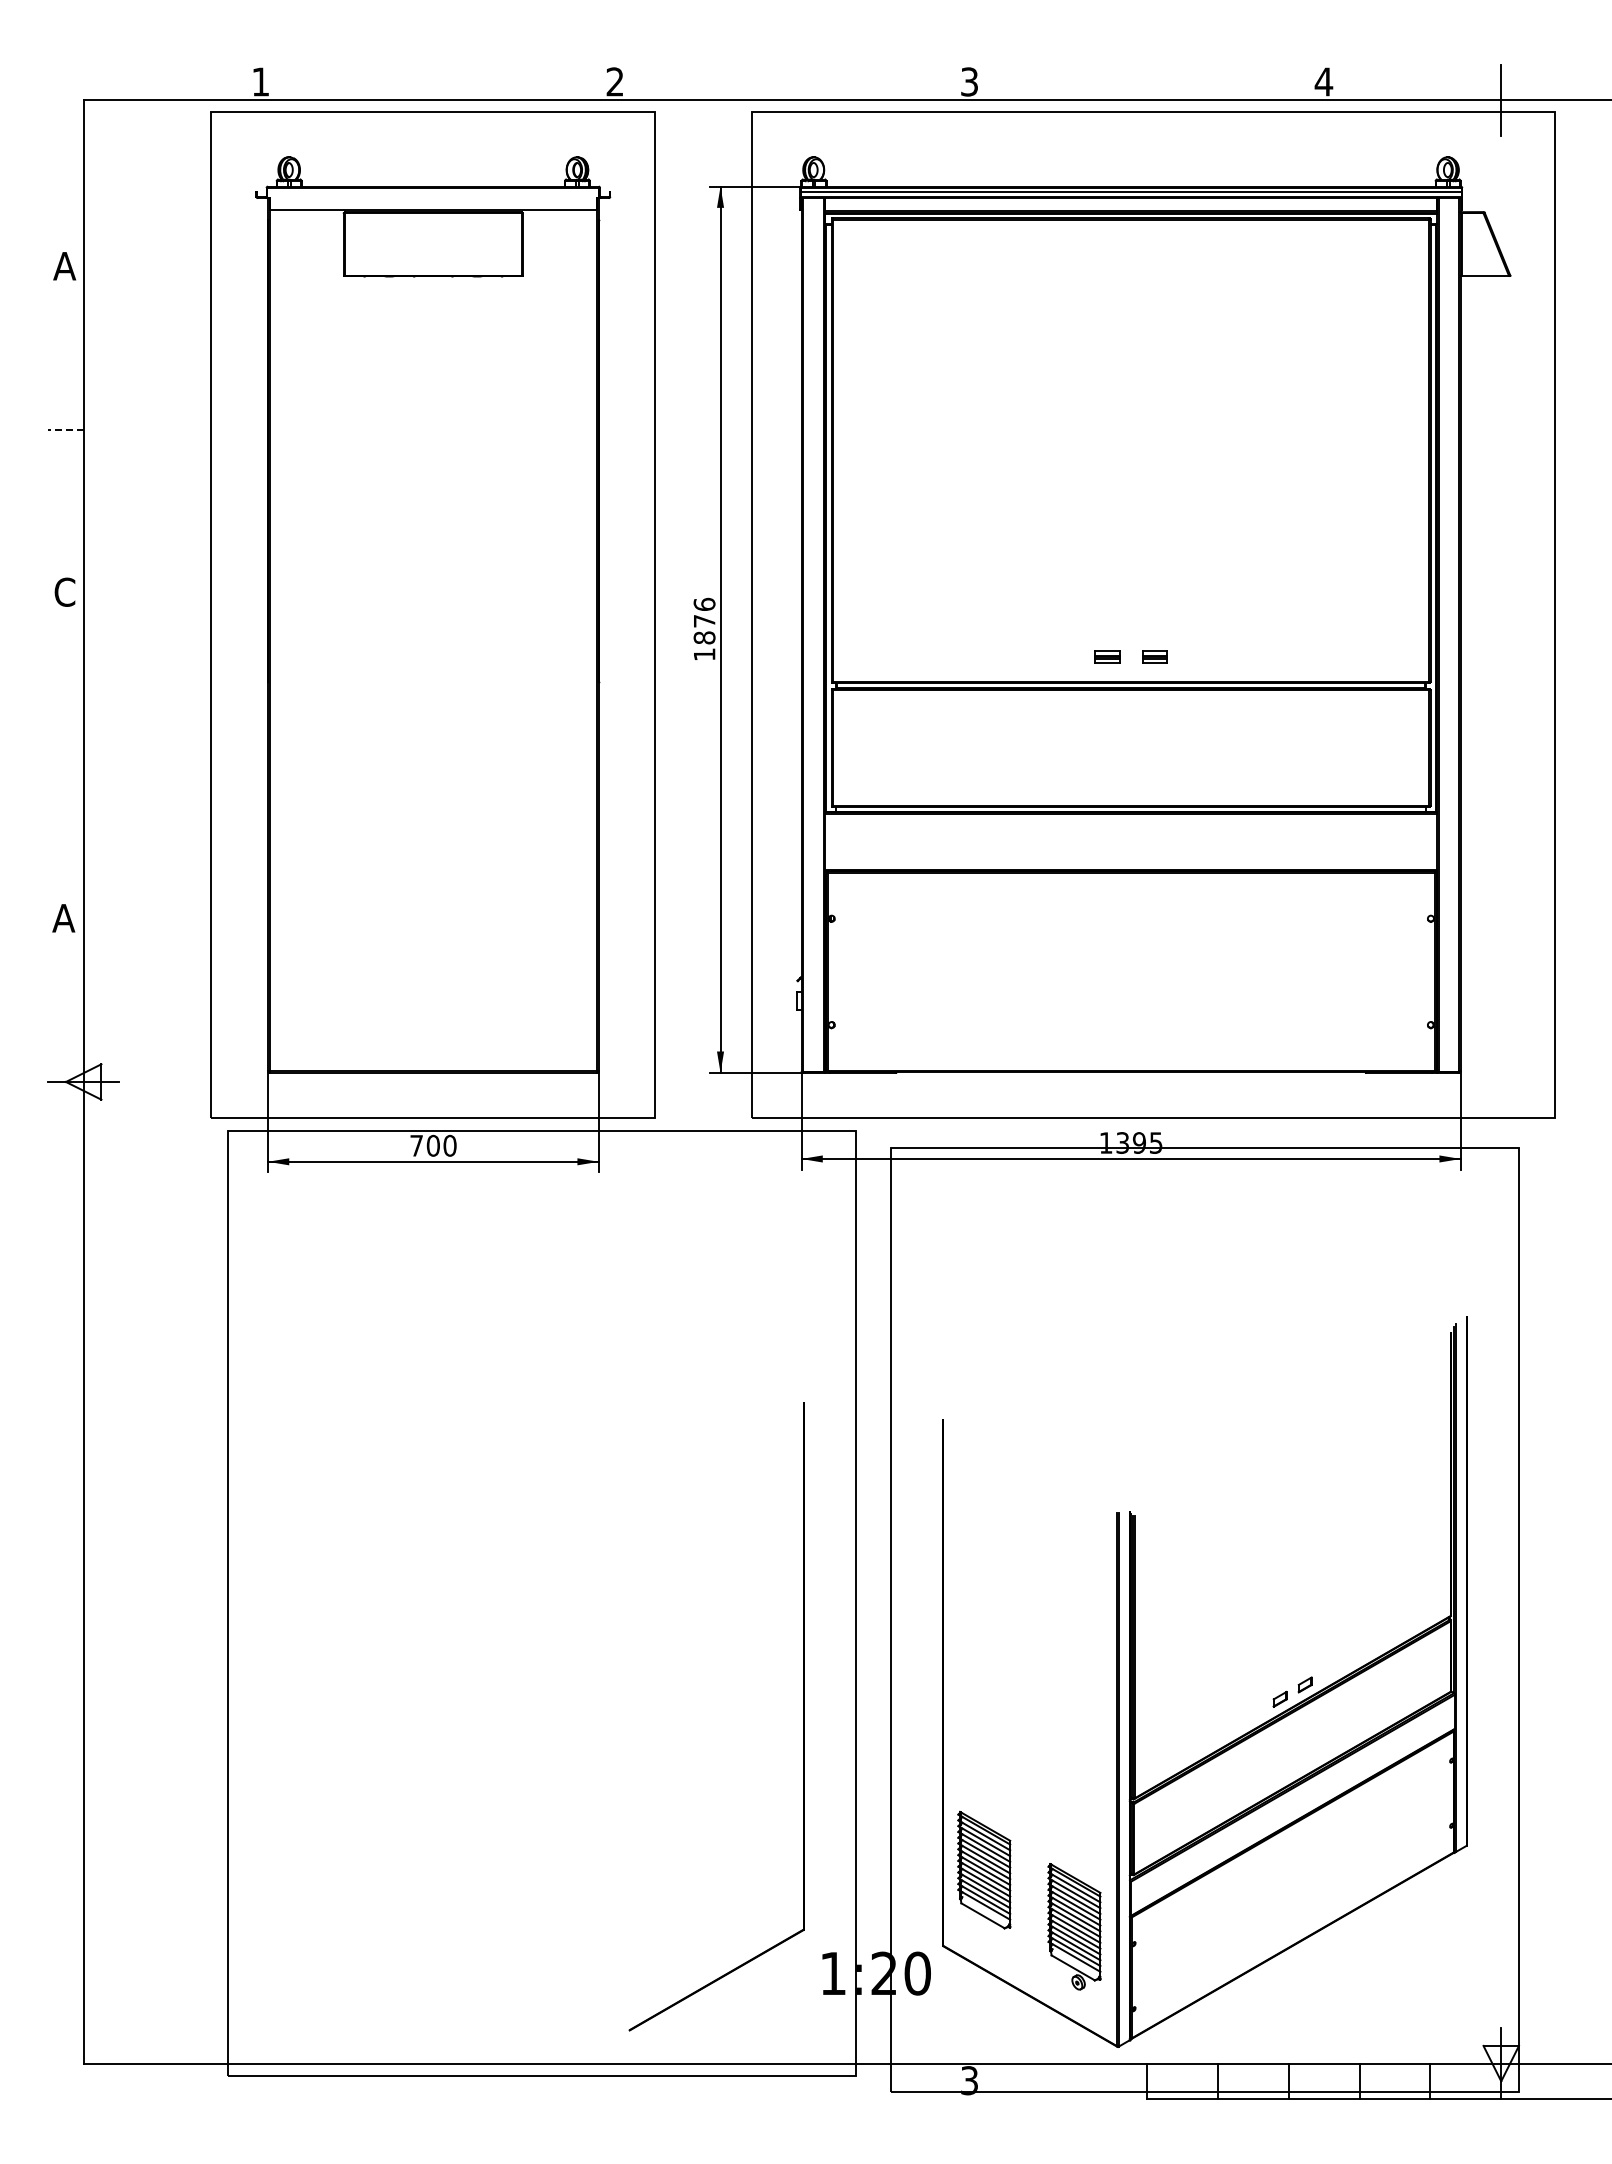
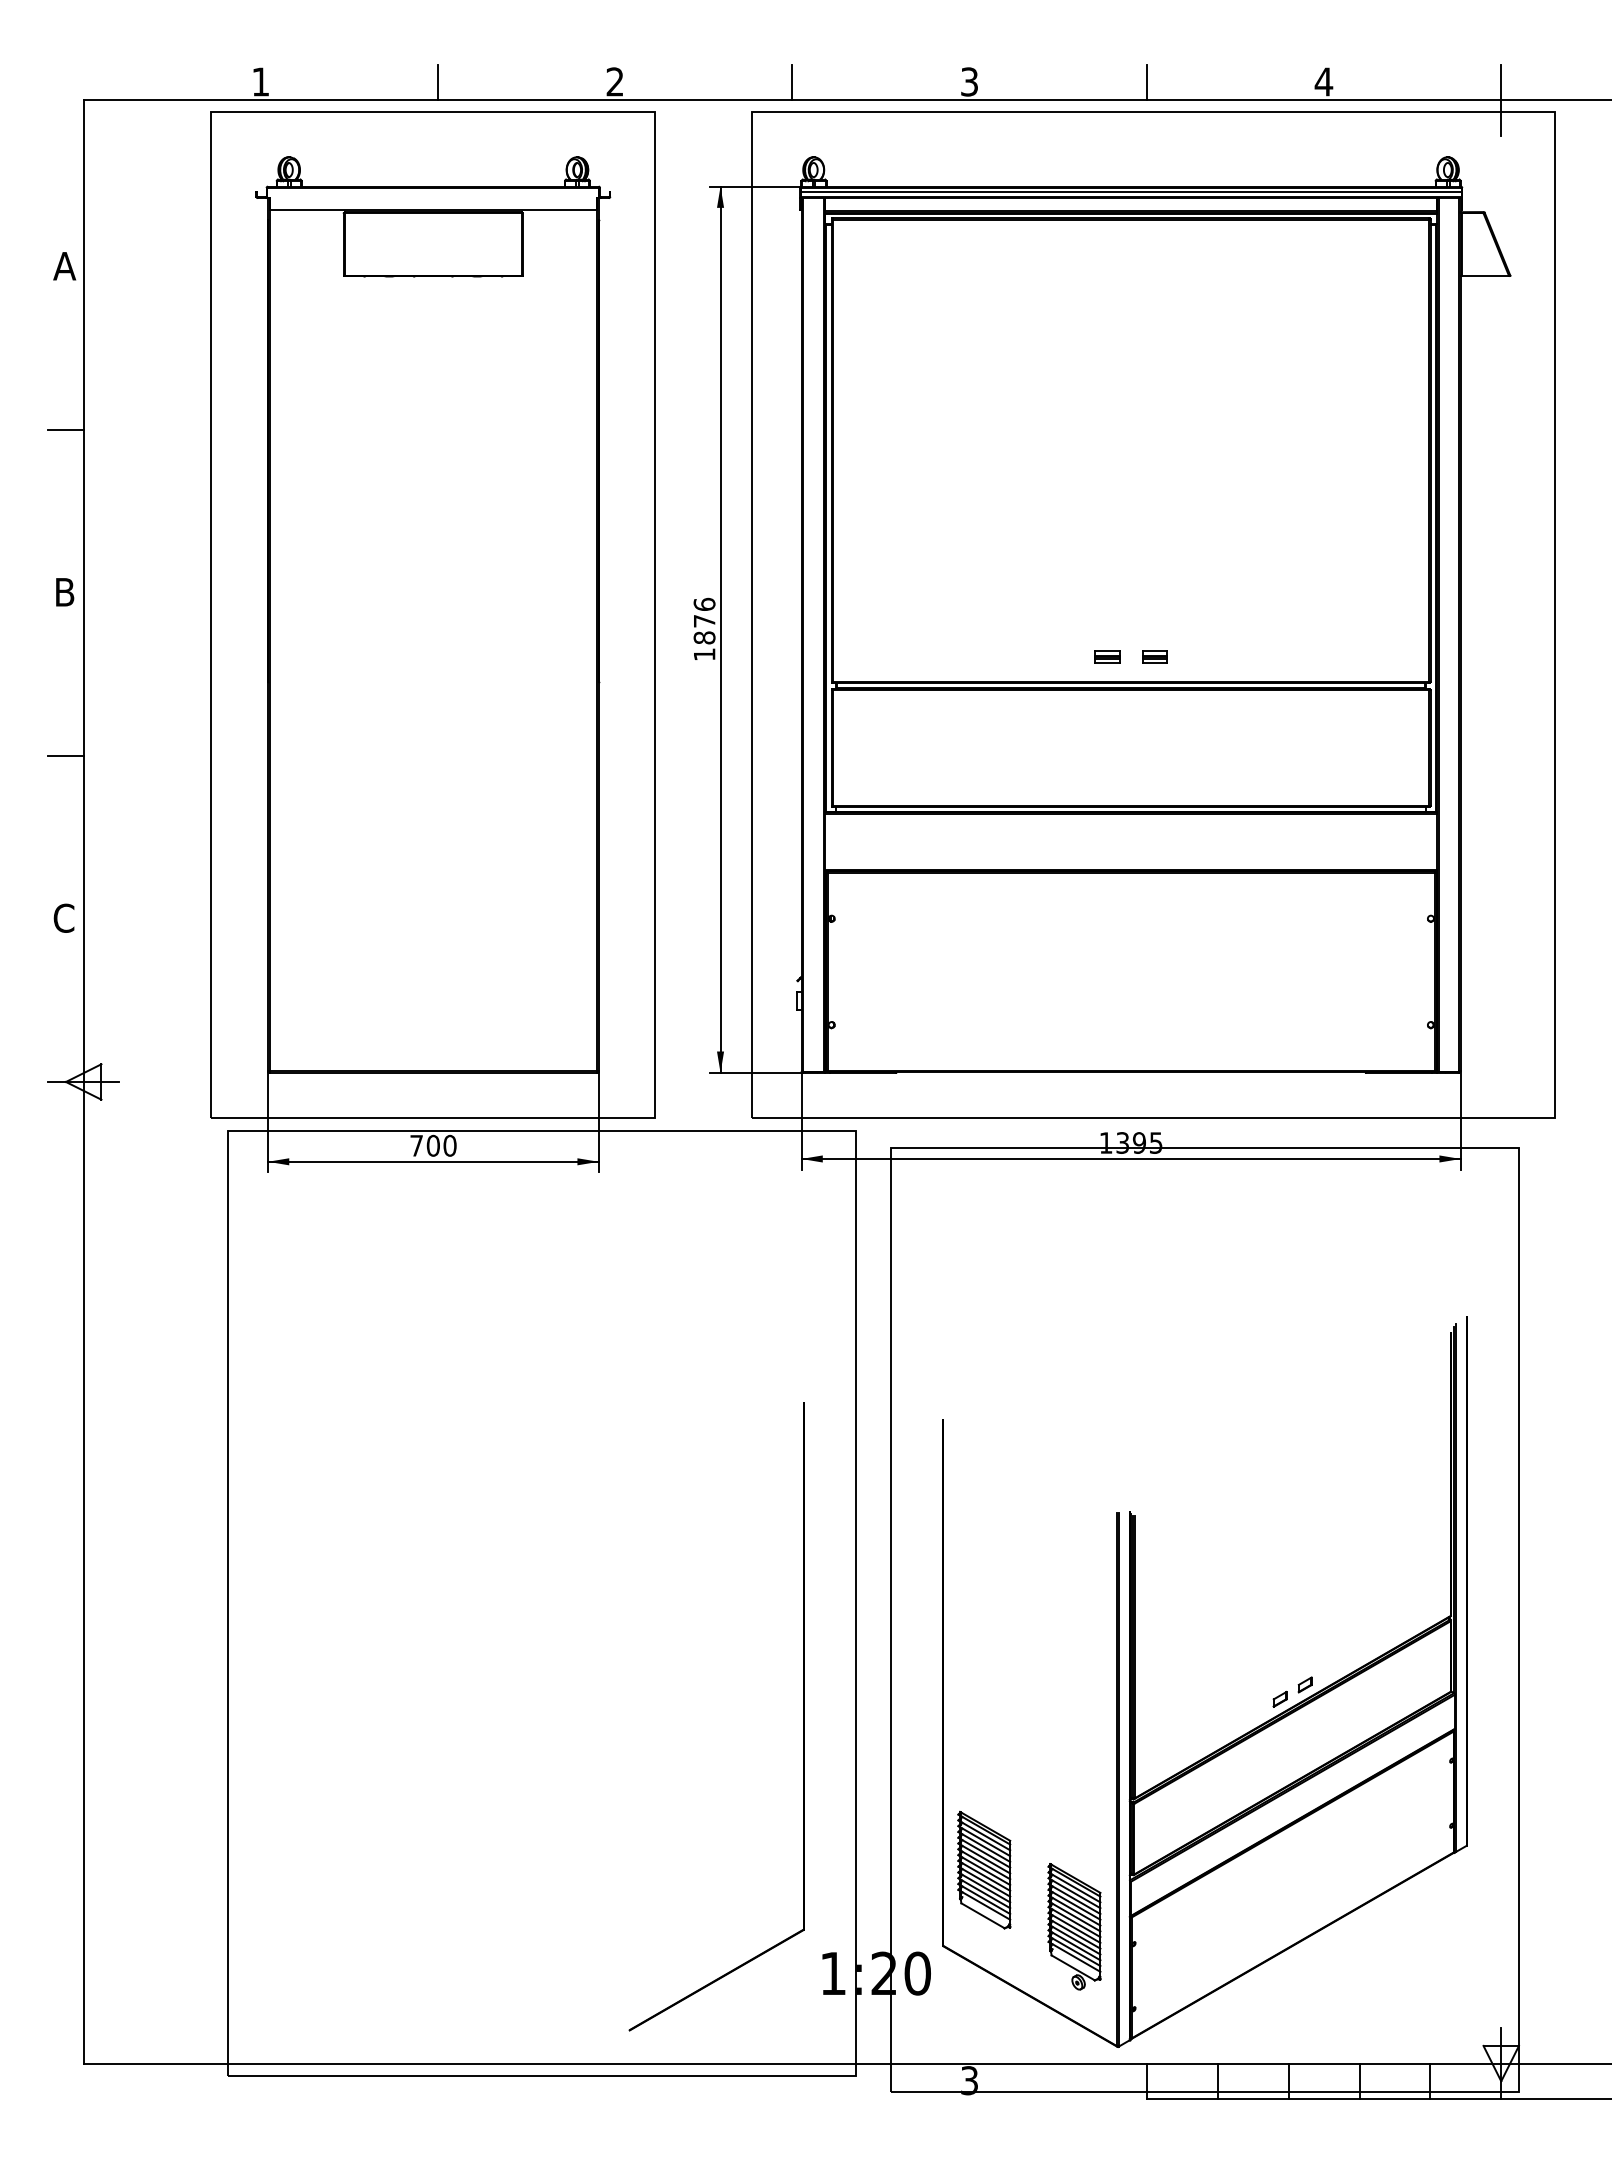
line: none -> present (438, 82)
line: none -> present (792, 82)
line: none -> present (1146, 82)
line: dashed -> solid (65, 429)
text: C -> B (64, 591)
line: none -> present (65, 755)
text: A -> C (63, 917)
